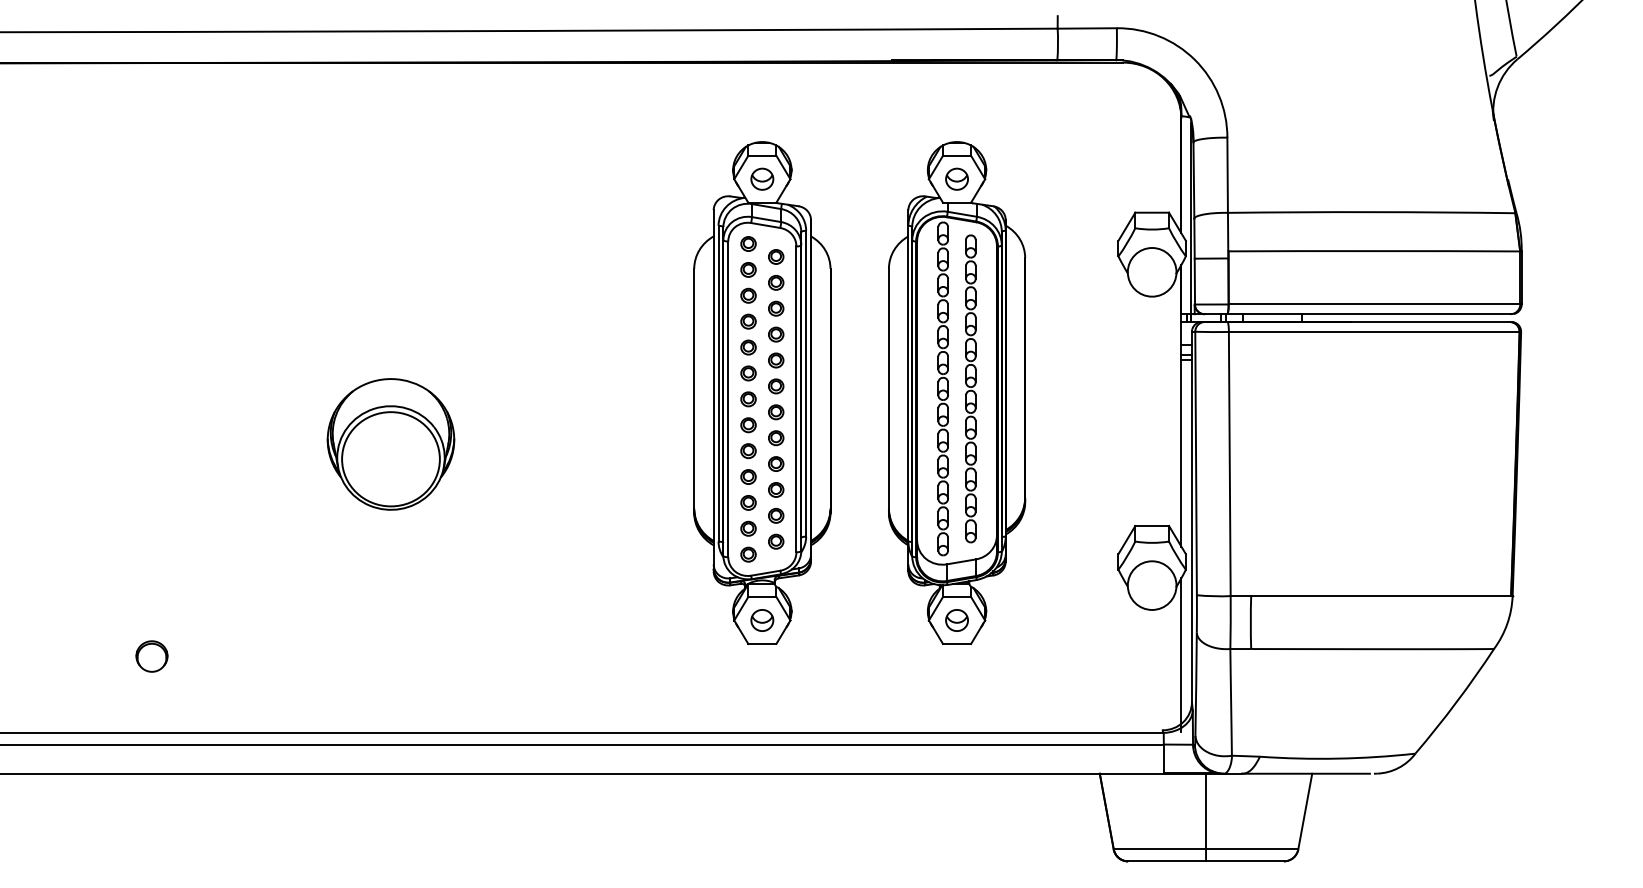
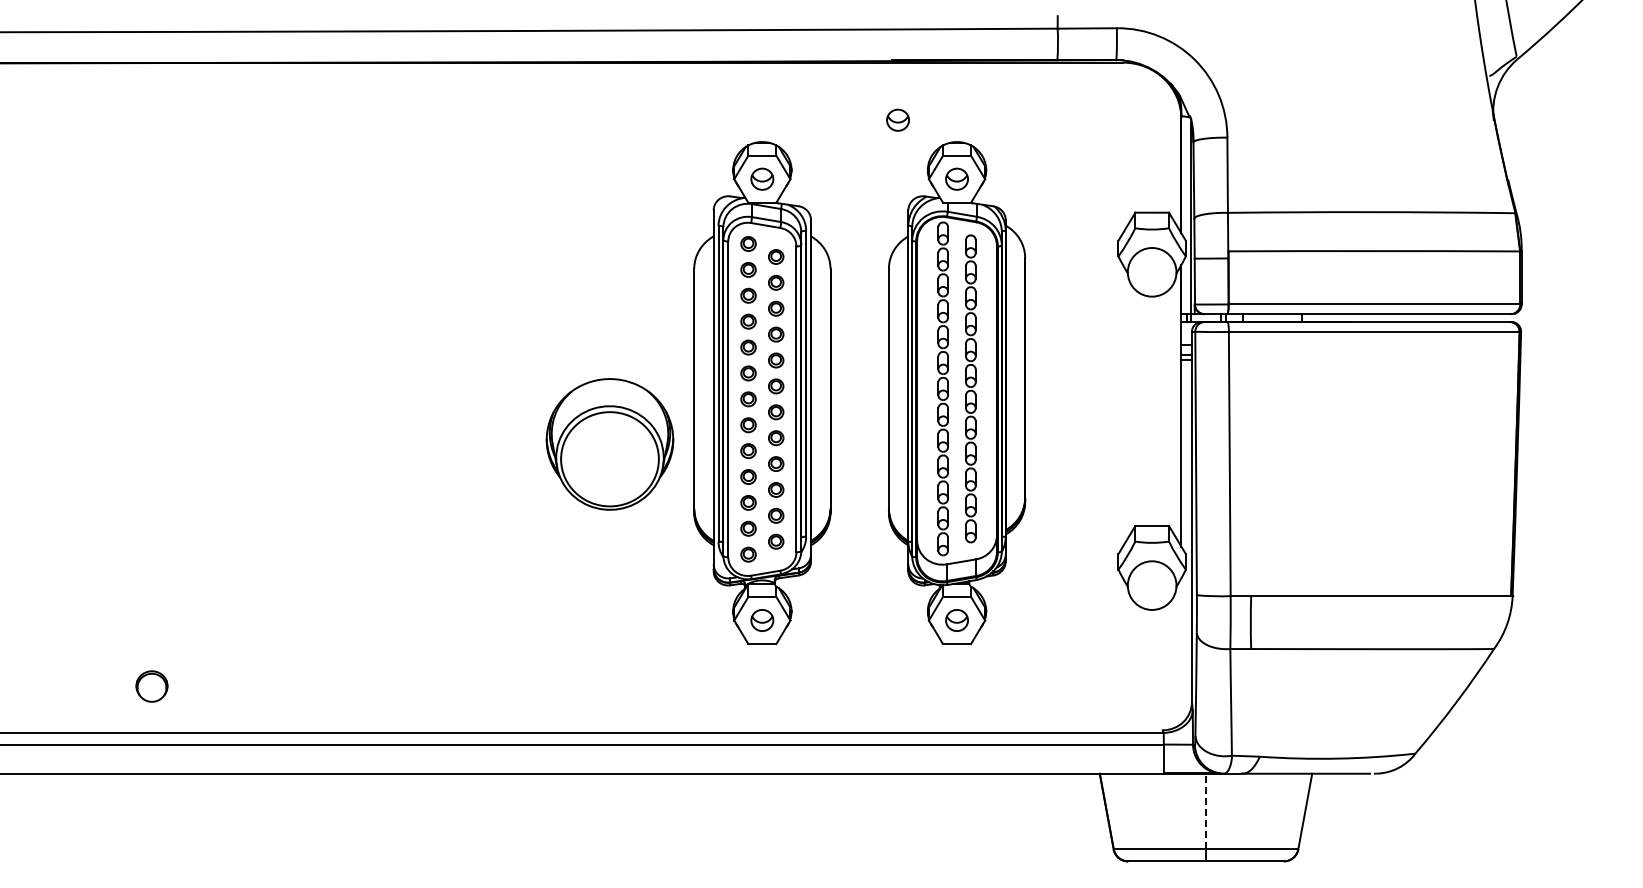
part: none -> present (897, 119)
part position: (390, 444) -> (609, 444) (609, 444)
line: present -> none (1181, 655)
part position: (151, 656) -> (151, 686) (151, 686)
line: solid -> dashed (1206, 811)
